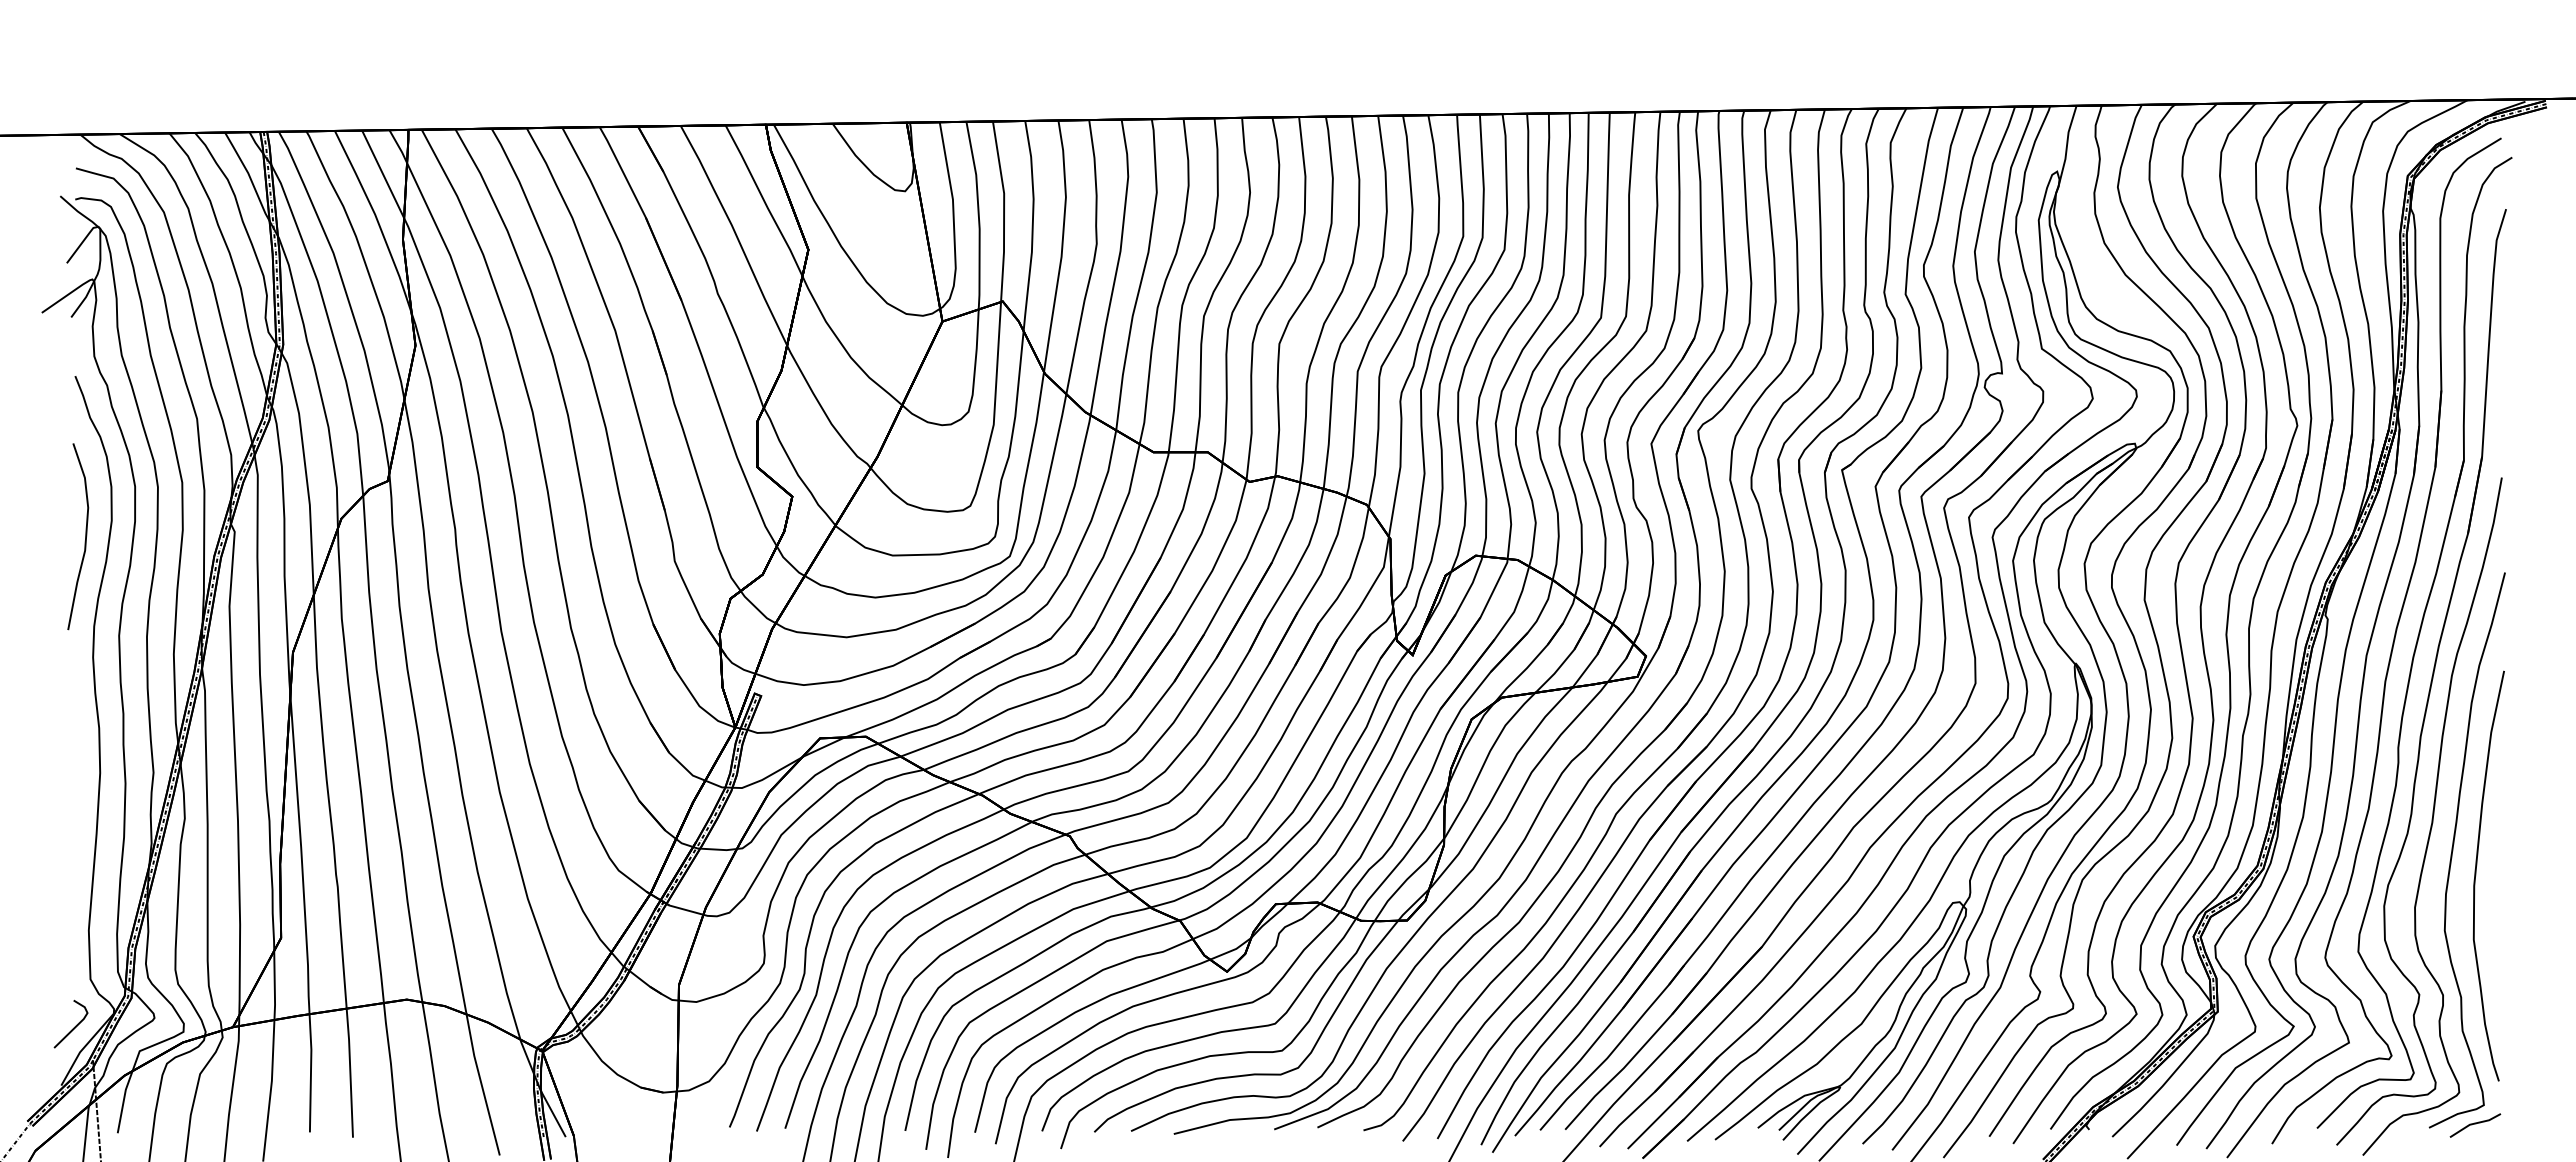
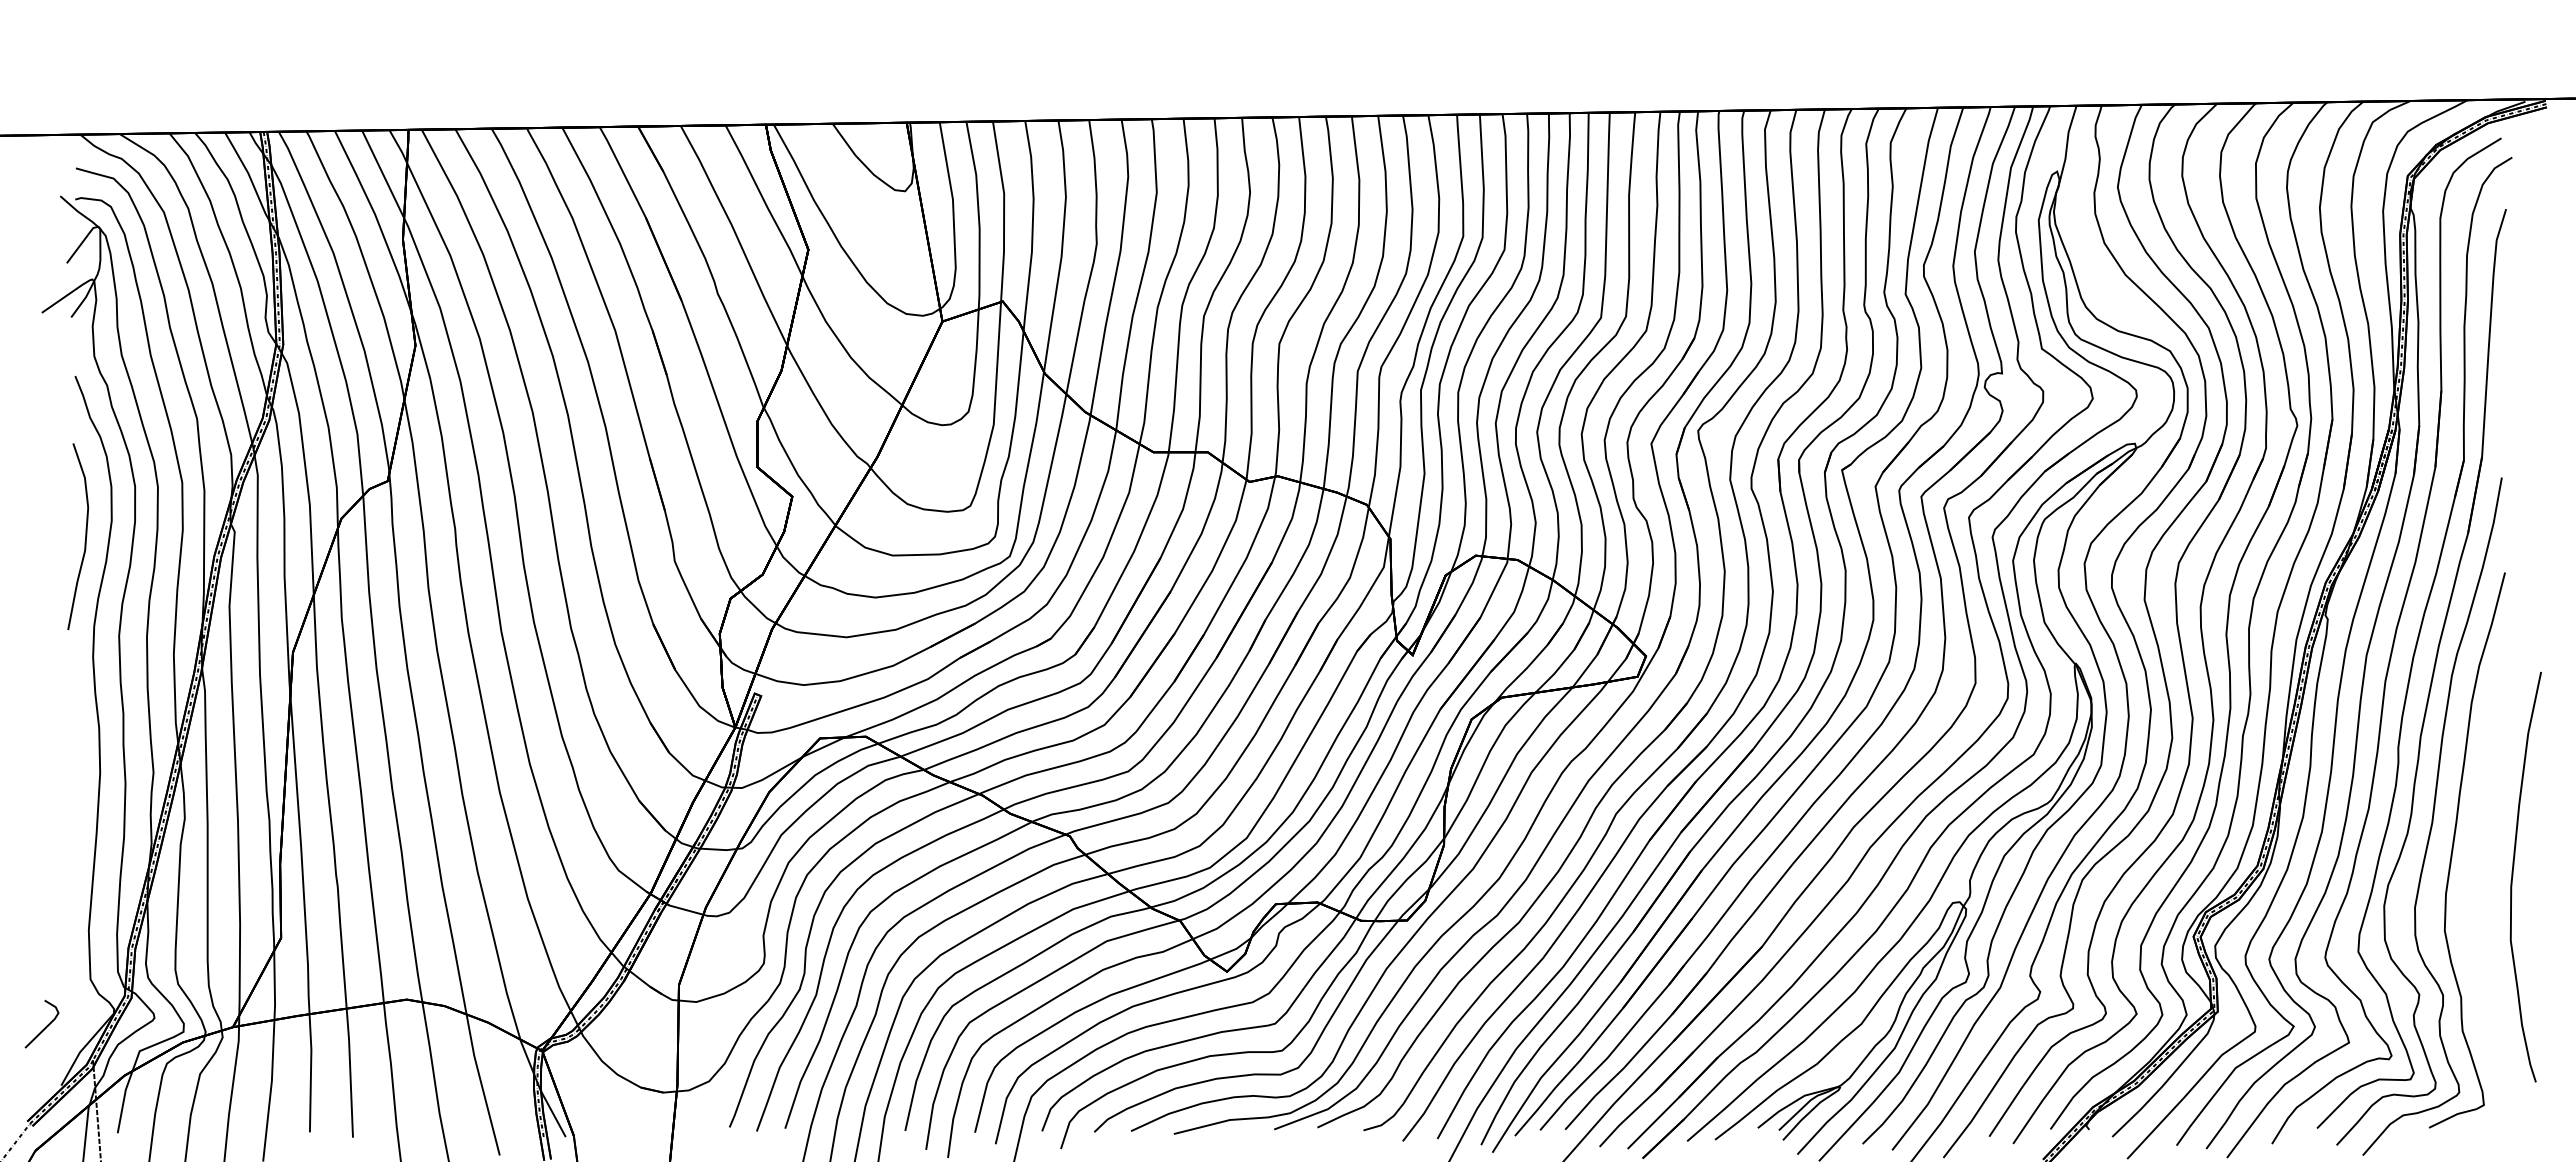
curve position: (2476, 875) -> (2513, 876) (2513, 876)
line position: (74, 1026) -> (45, 1026) (45, 1026)
line: present -> none (2475, 1124)
